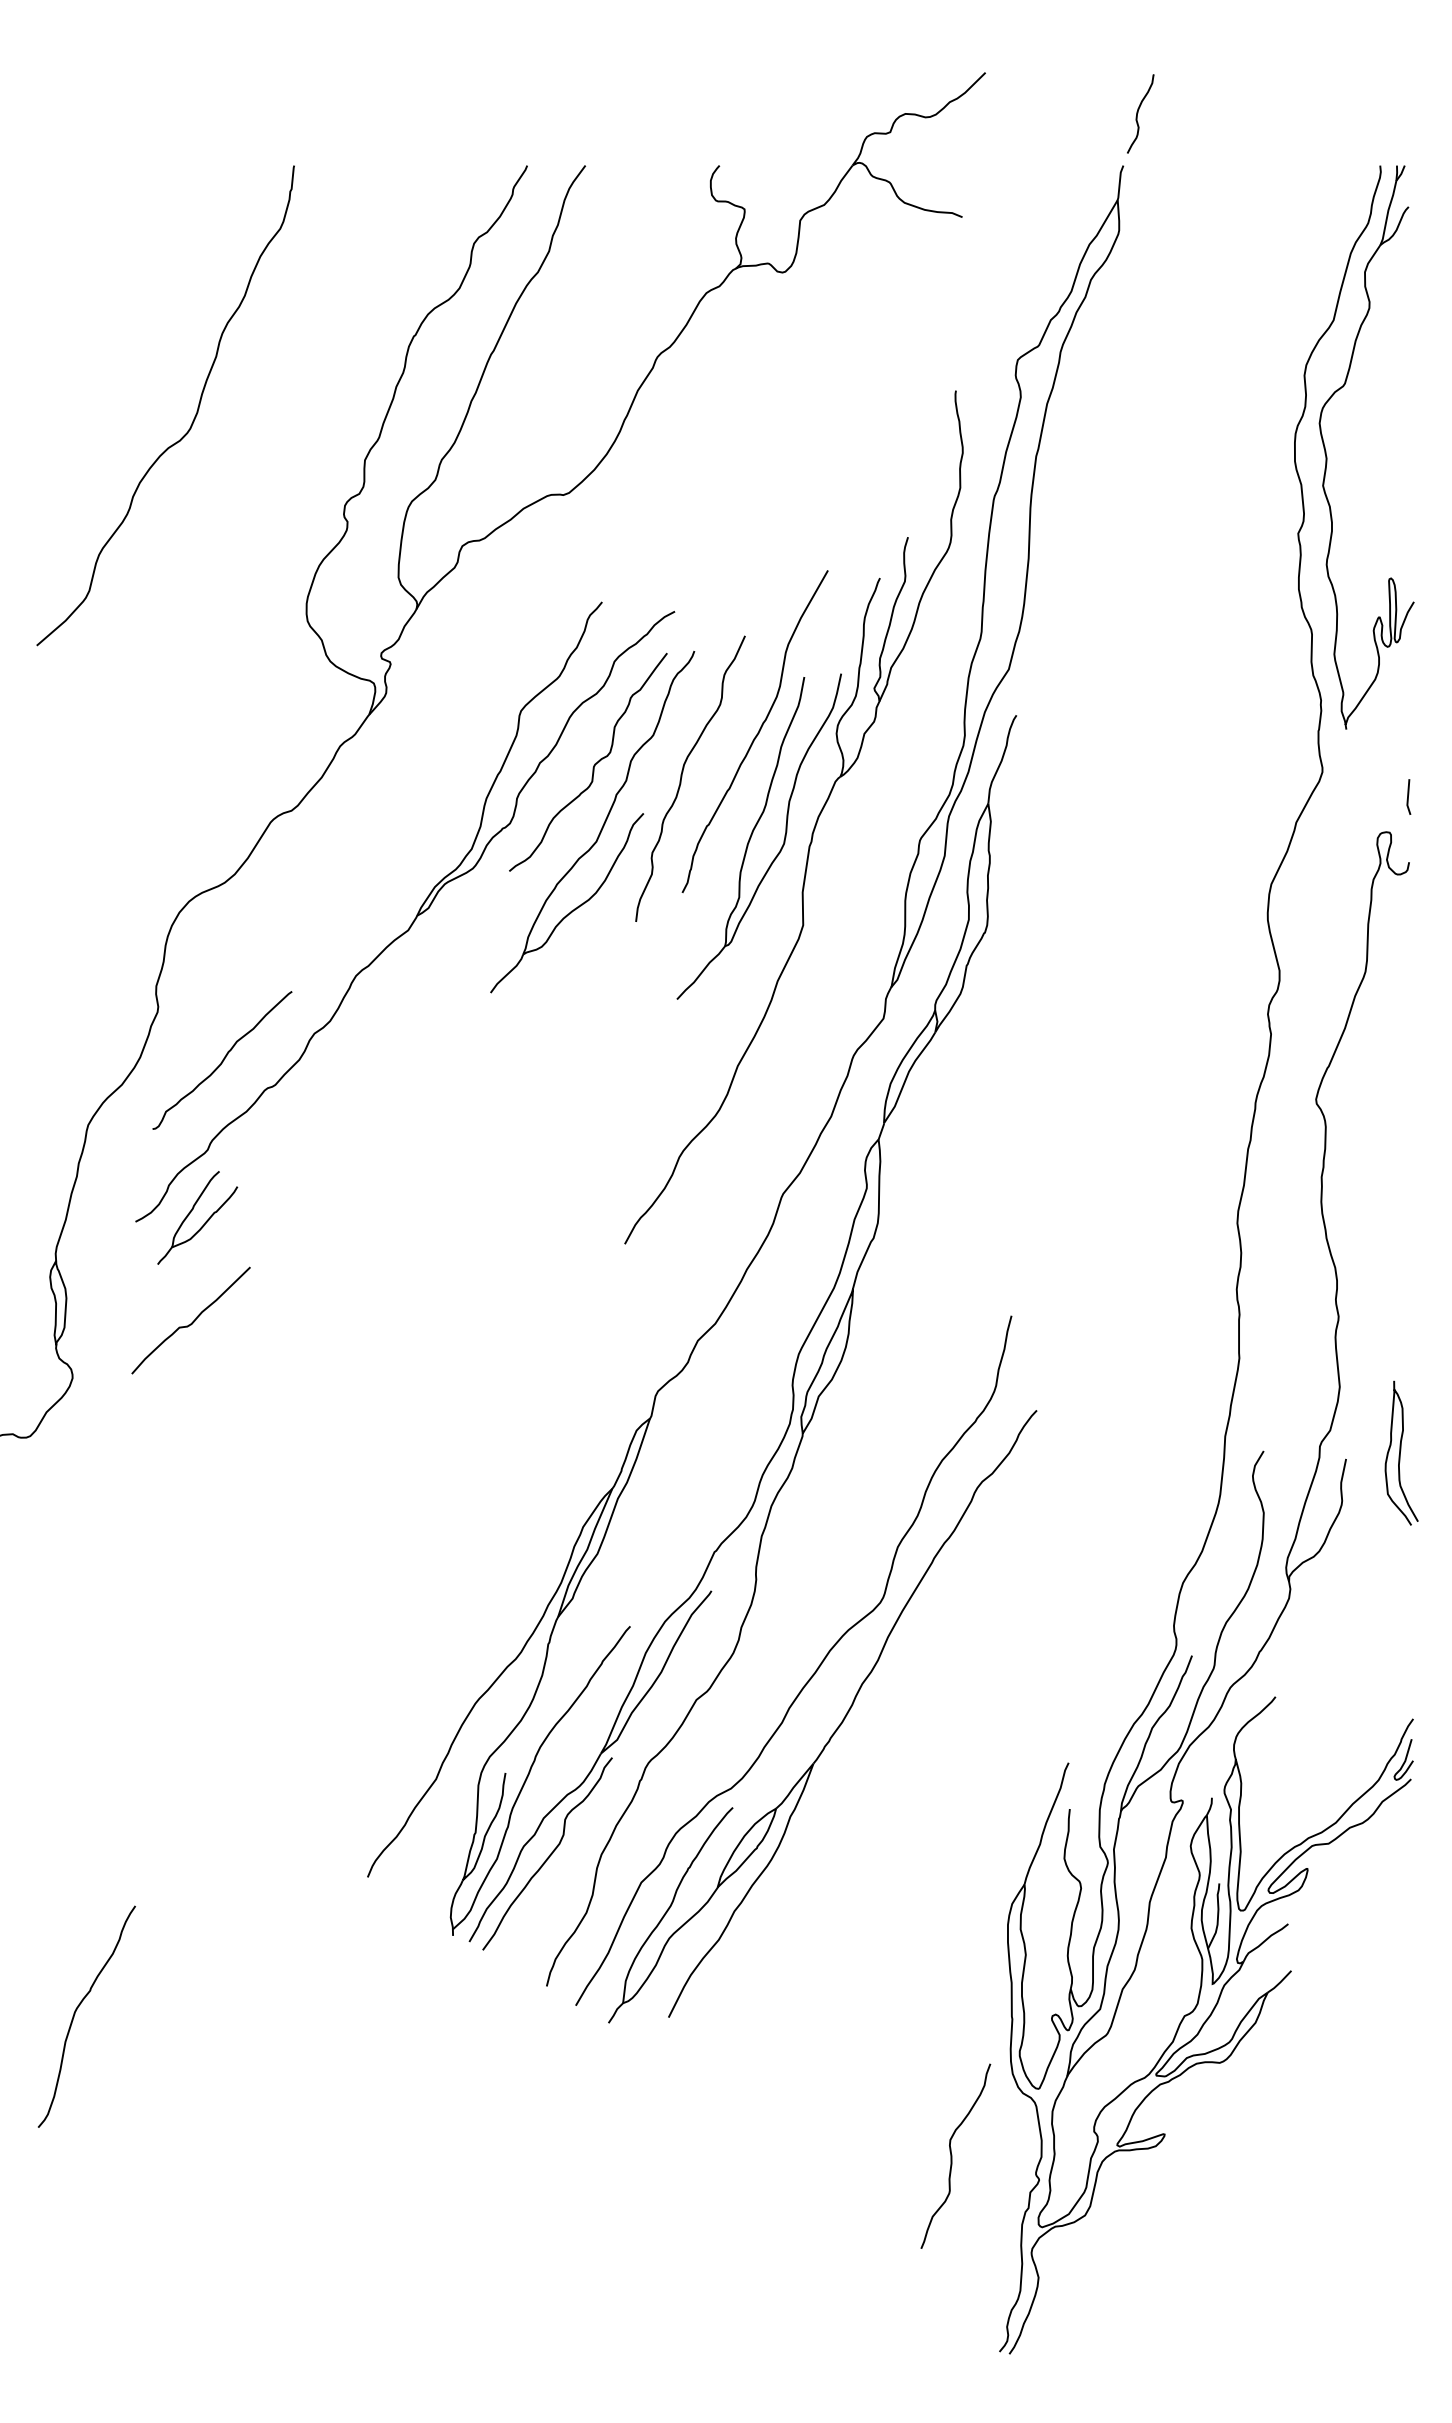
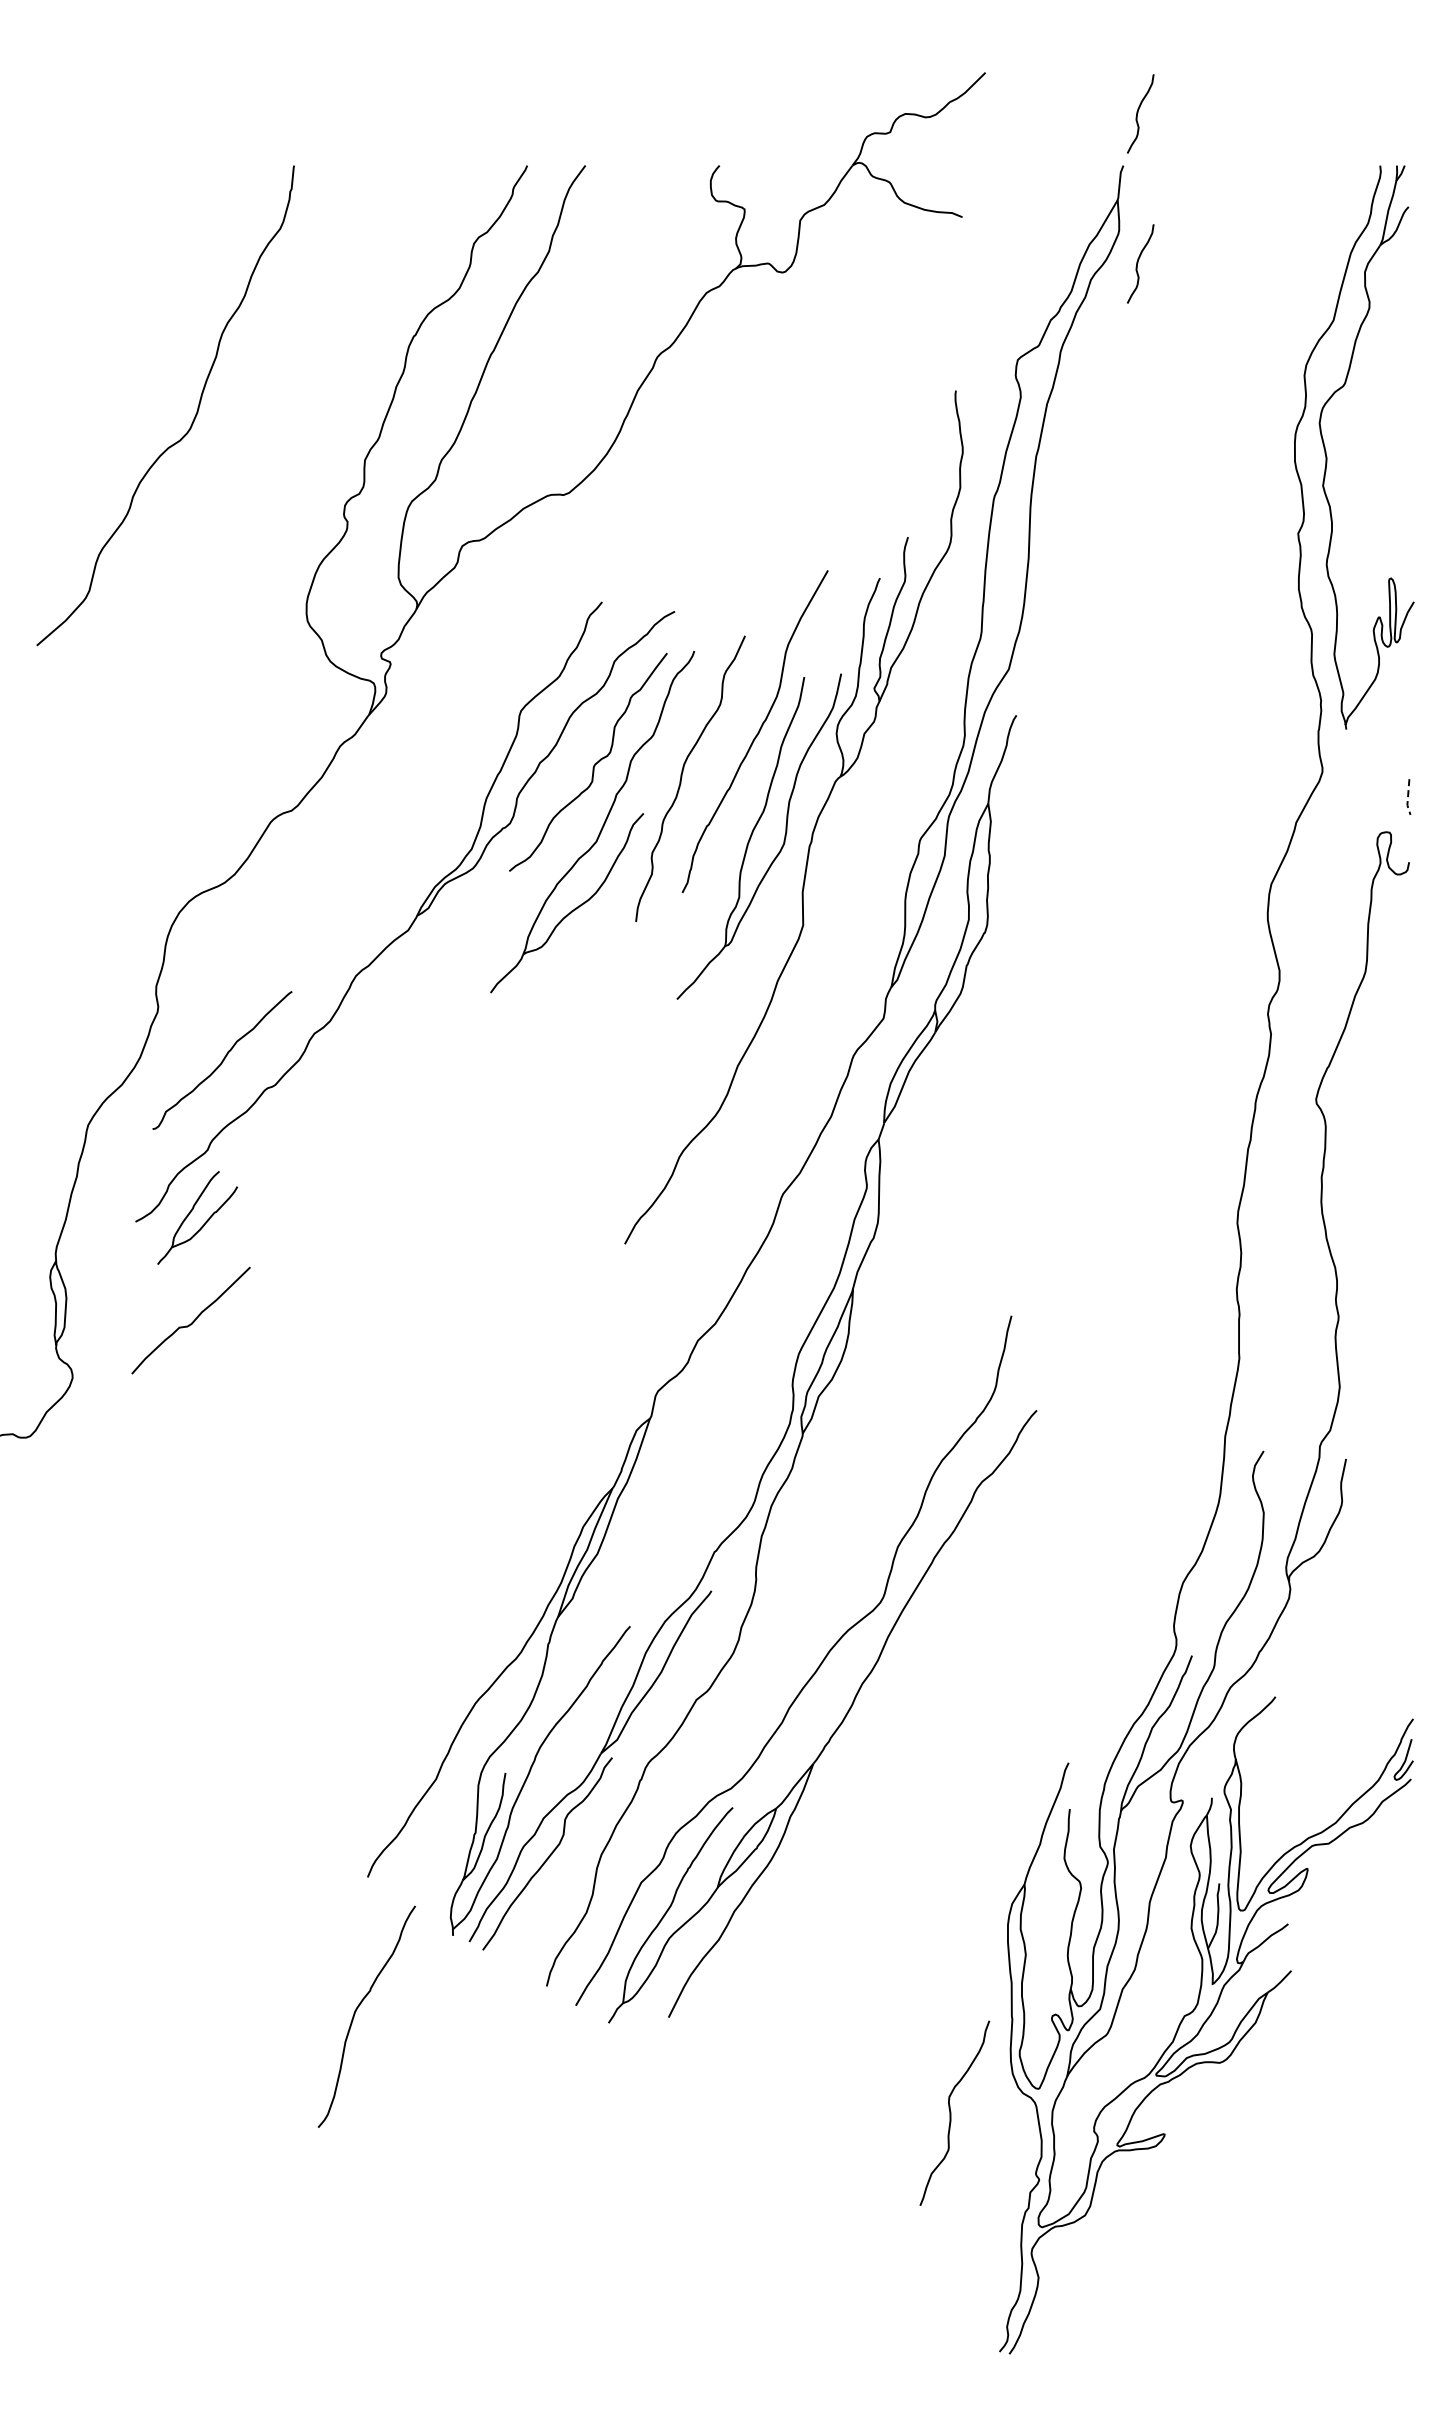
curve: none -> present (1138, 263)
line: solid -> dashed (1407, 798)
part: present -> none (1401, 1452)
curve position: (76, 2011) -> (356, 2011) (356, 2011)
curve position: (952, 2155) -> (951, 2112) (951, 2112)
